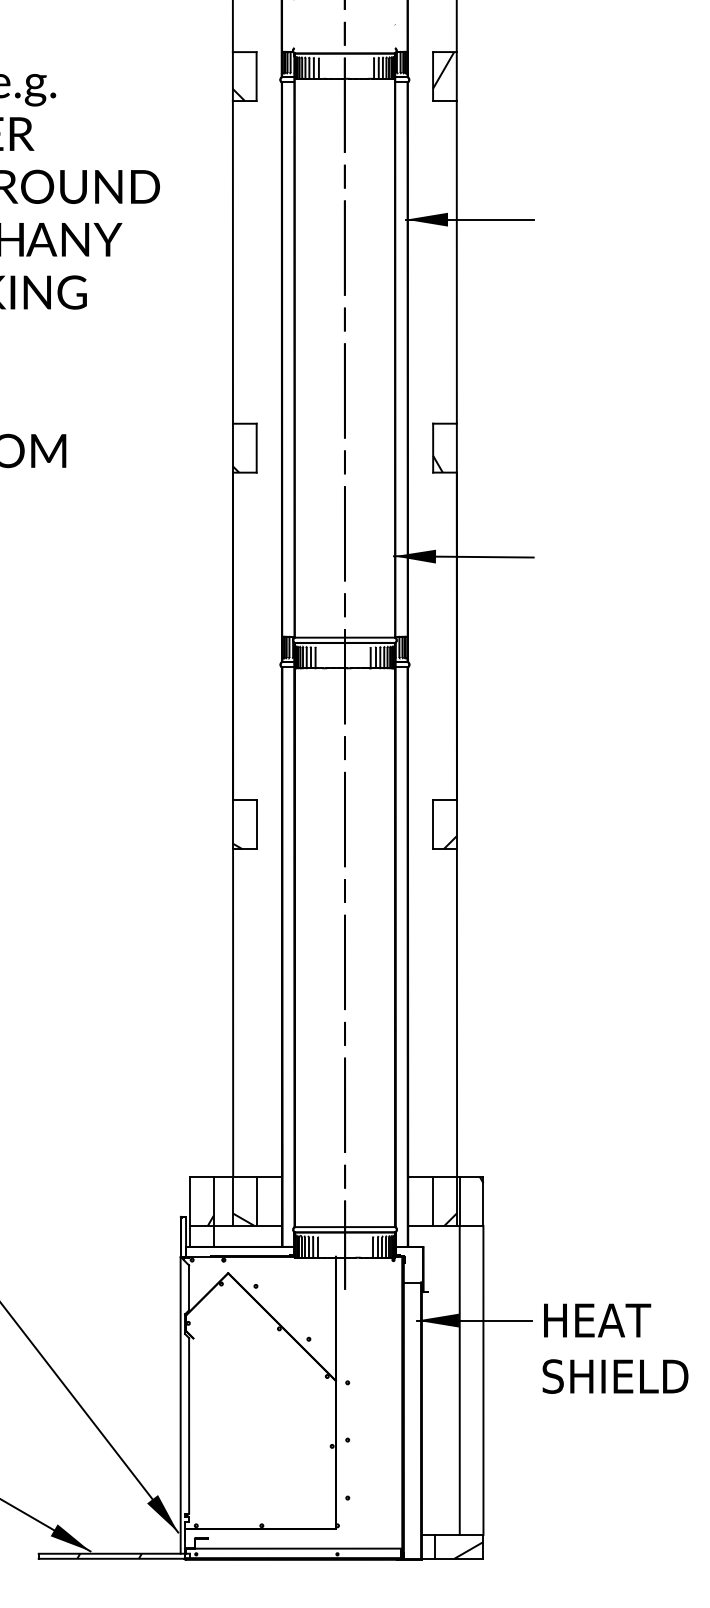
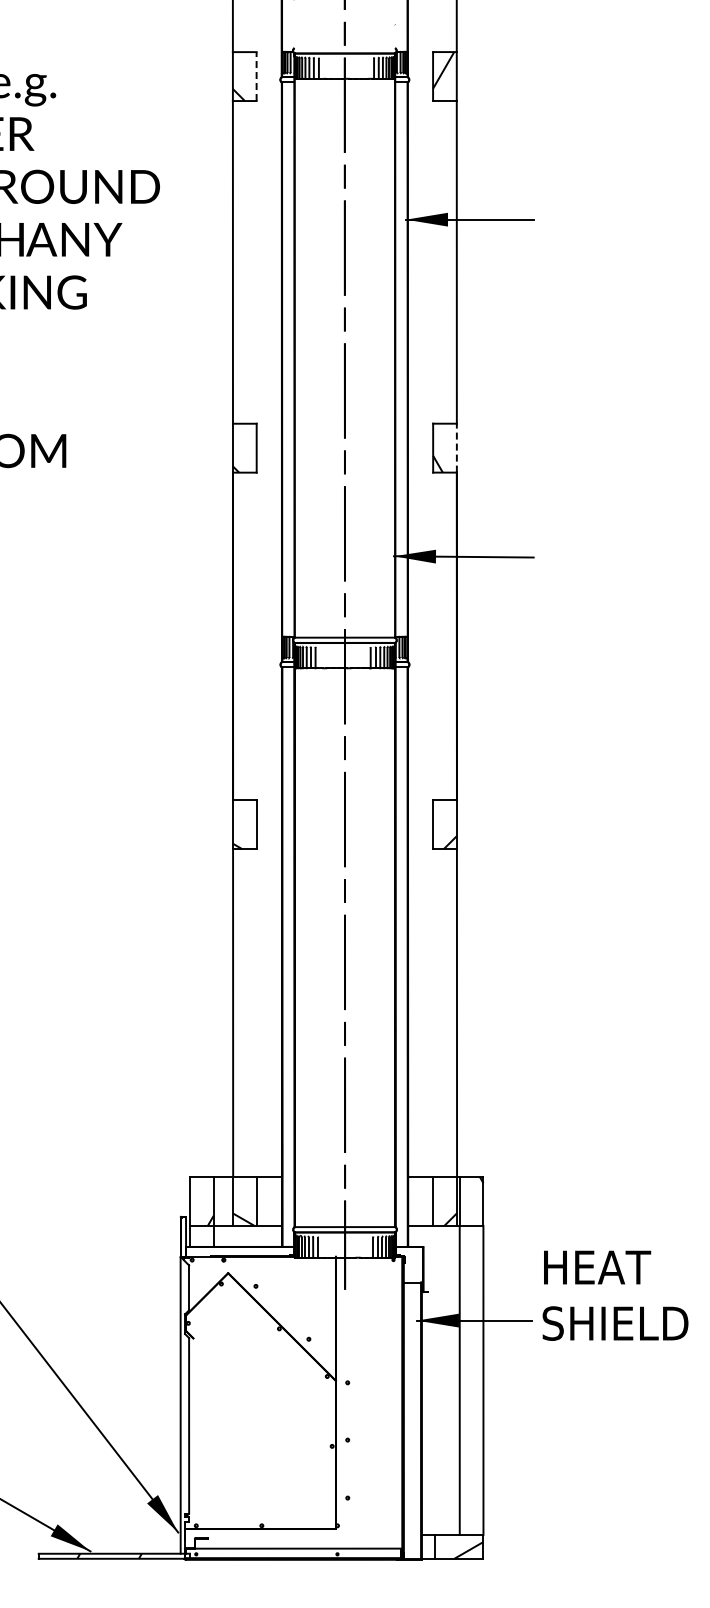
line: solid -> dashed (256, 76)
line: solid -> dashed (456, 447)
text position: (615, 1348) -> (615, 1295) (615, 1295)
